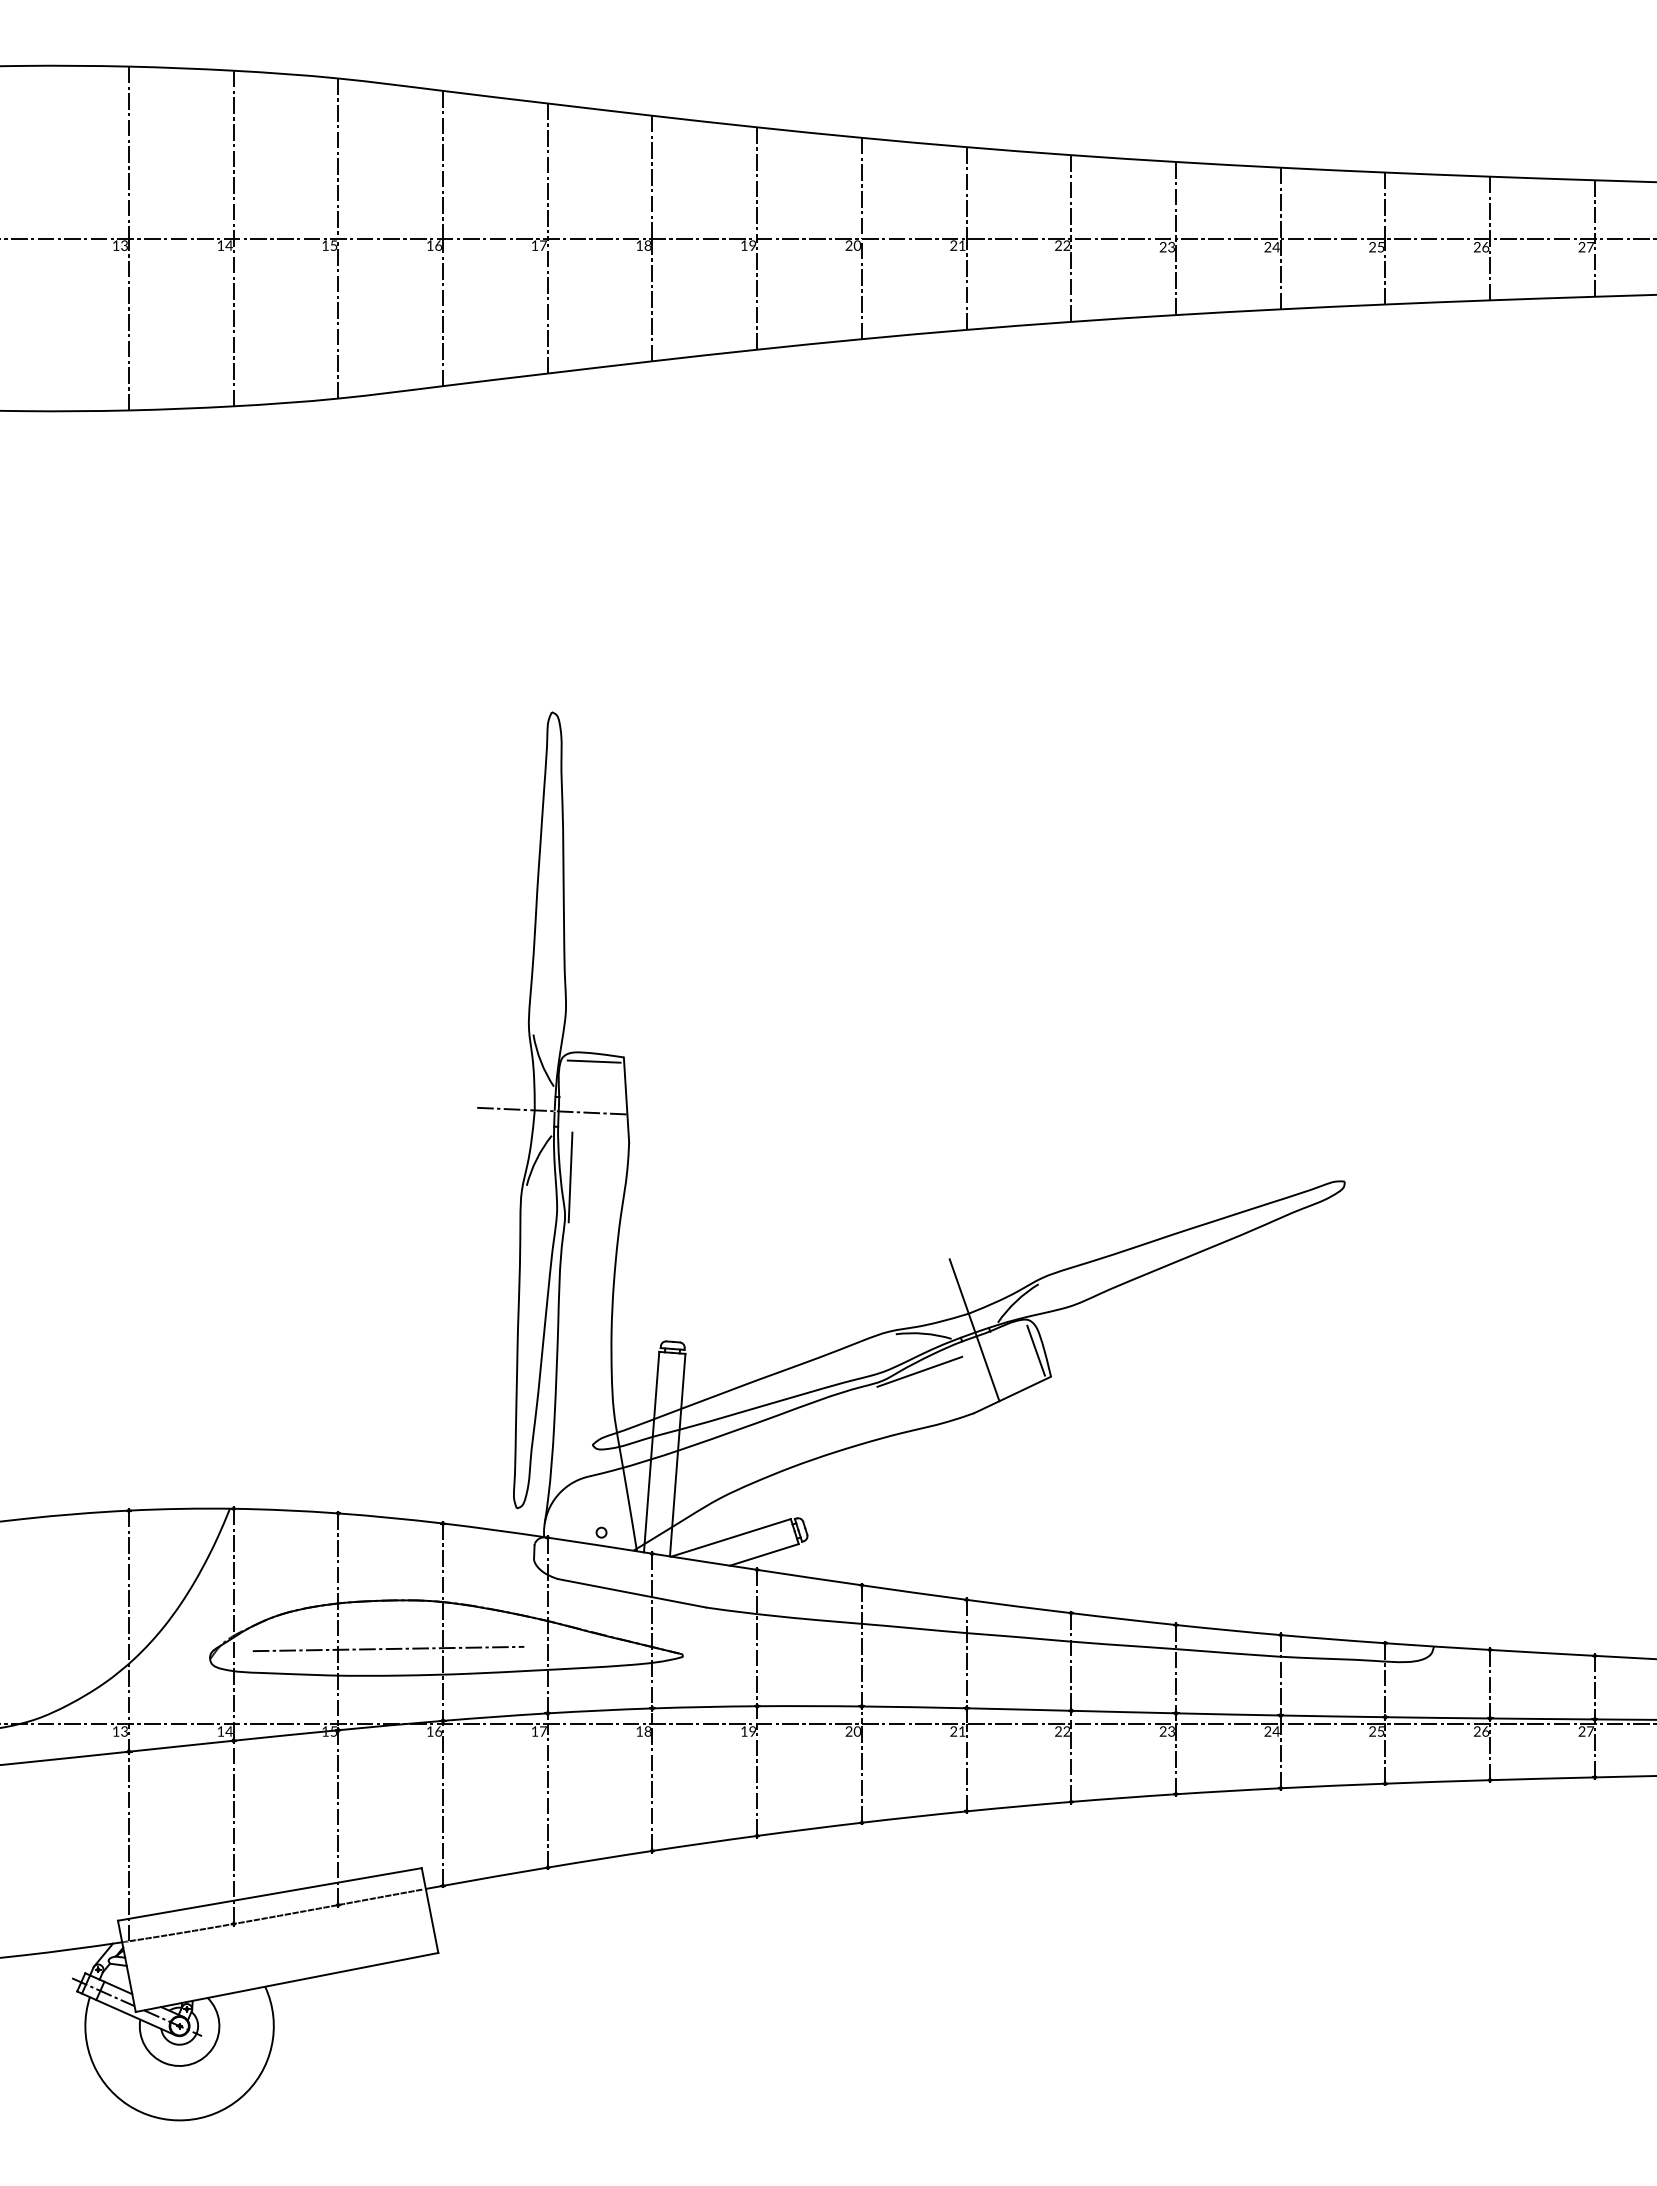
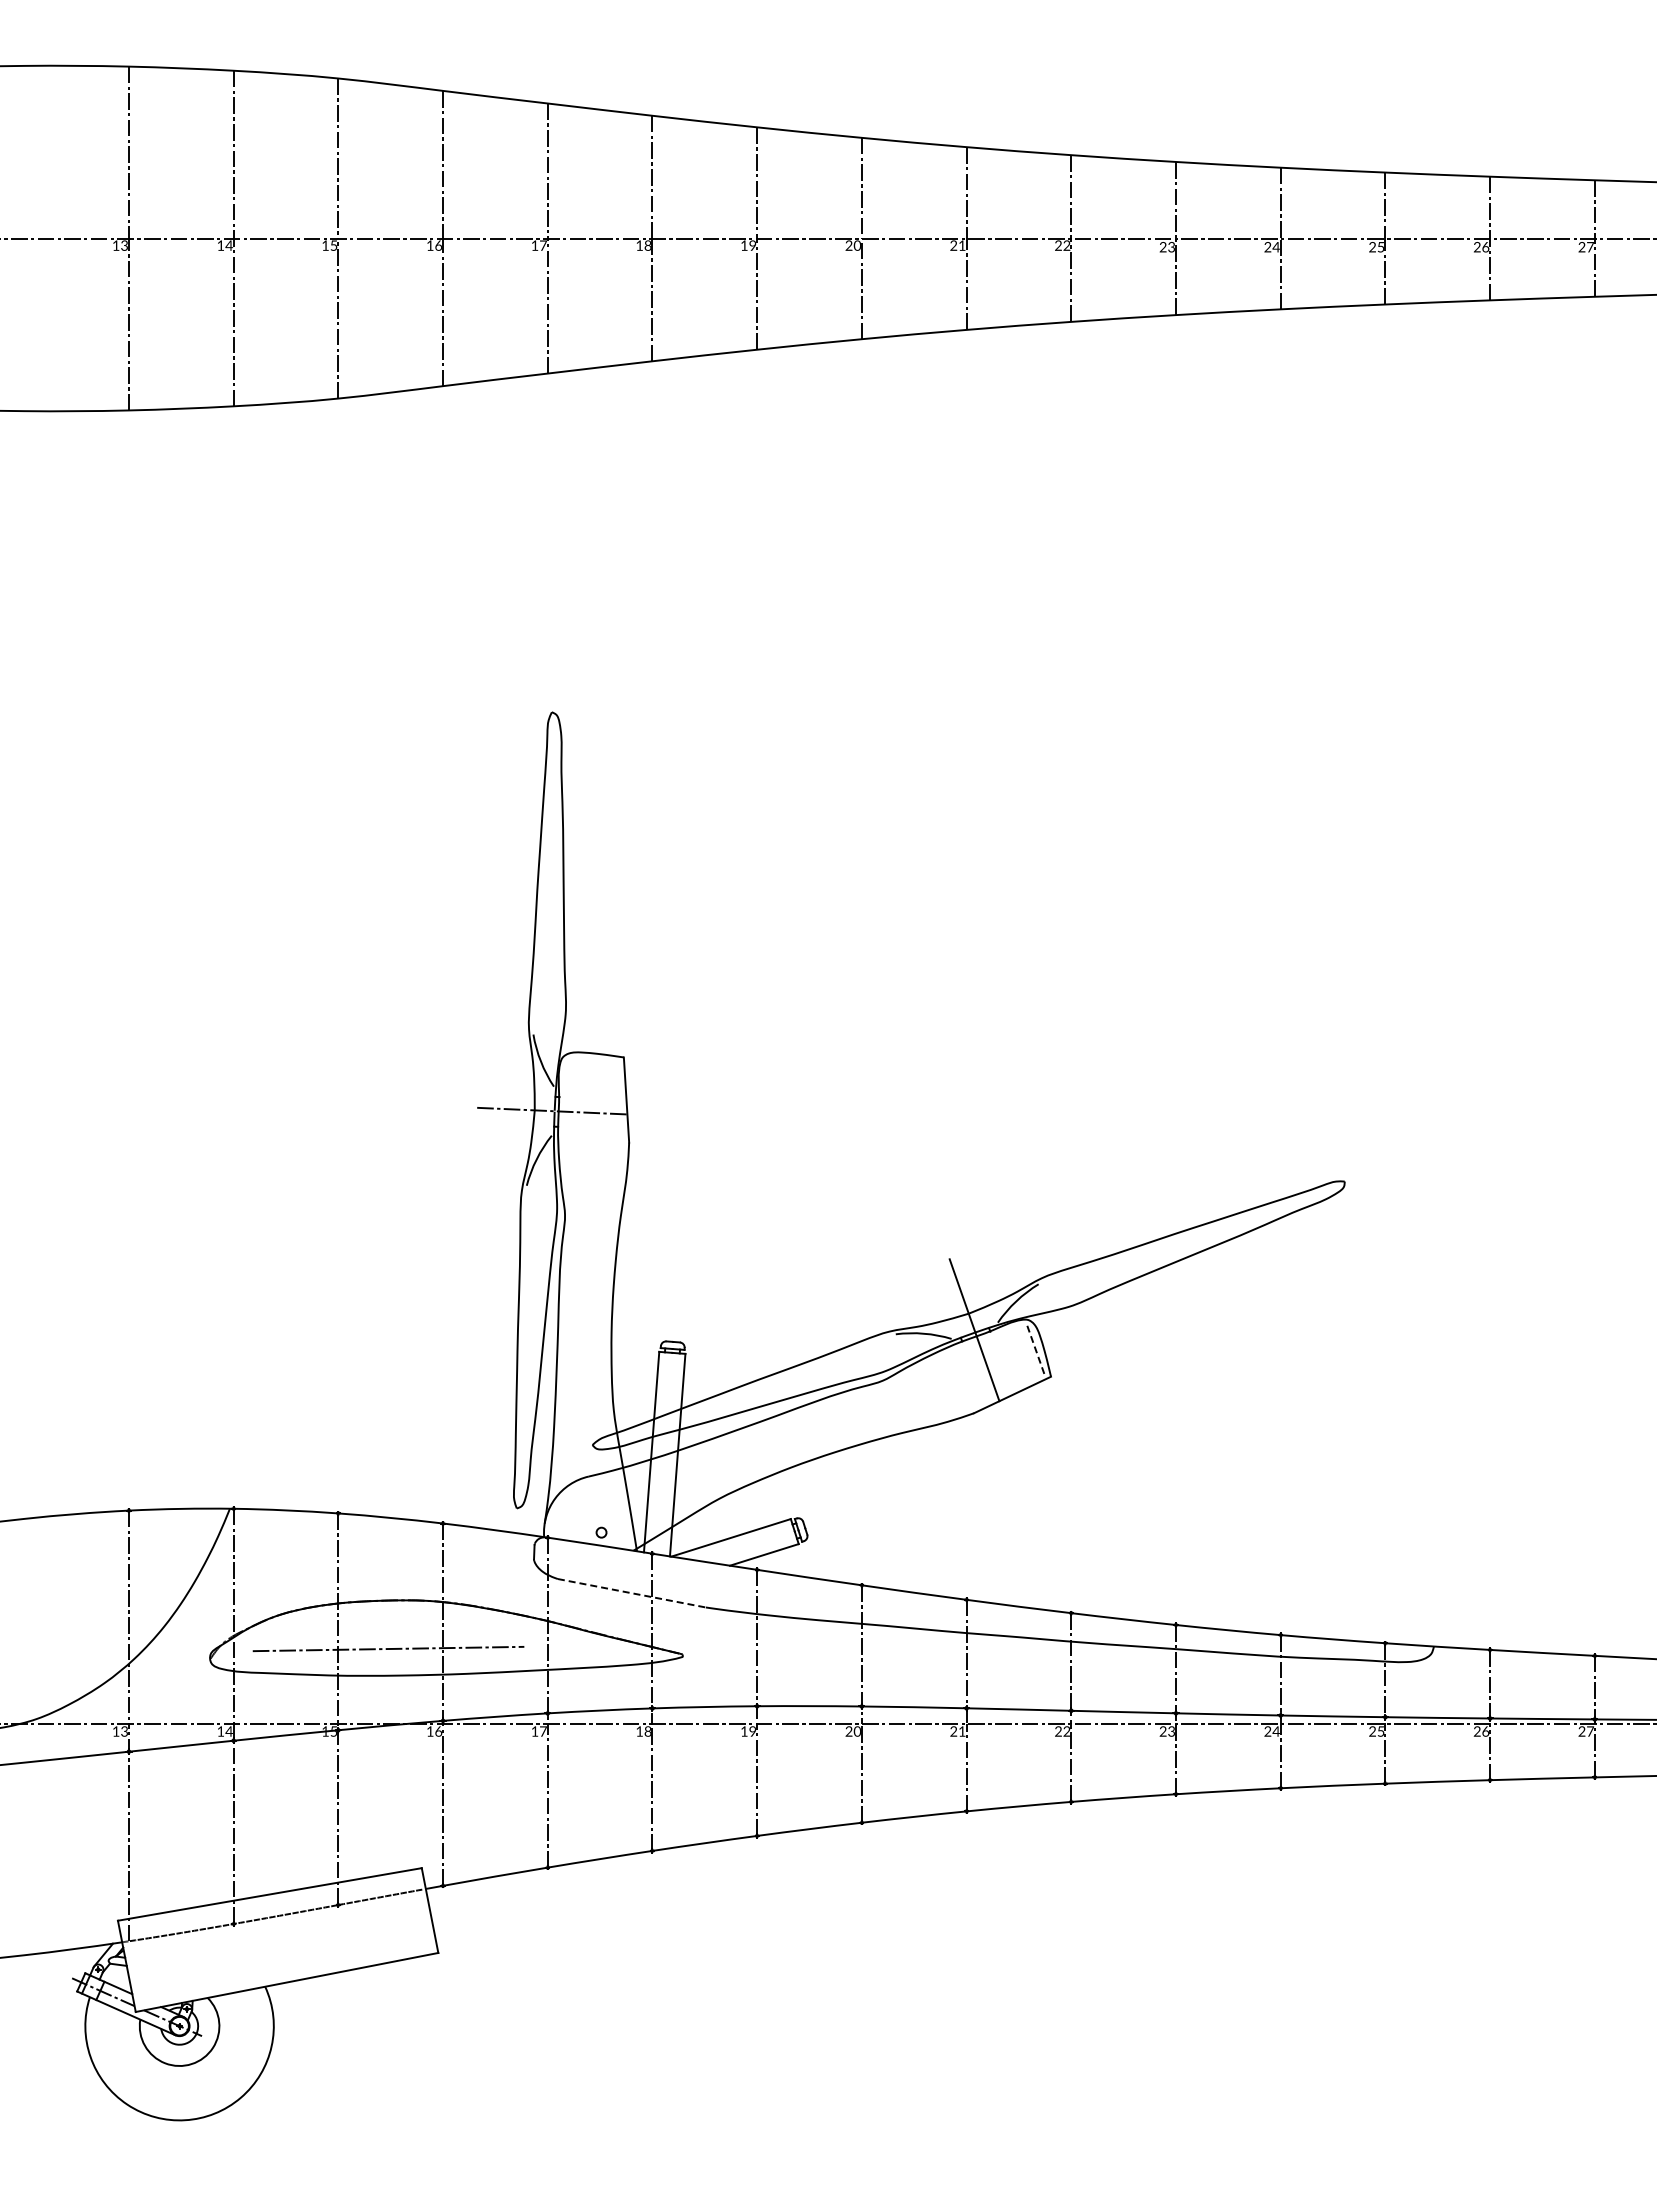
line: present -> none (593, 1061)
line: present -> none (570, 1177)
line: solid -> dashed (1036, 1351)
line: present -> none (919, 1371)
line: solid -> dashed (632, 1593)
